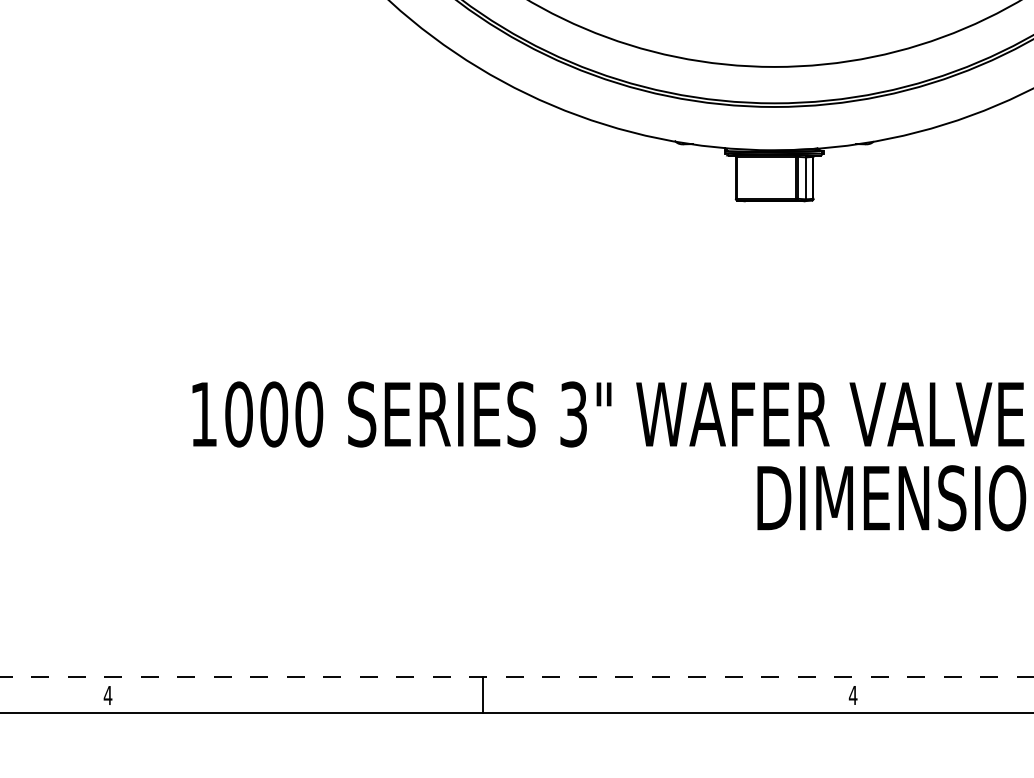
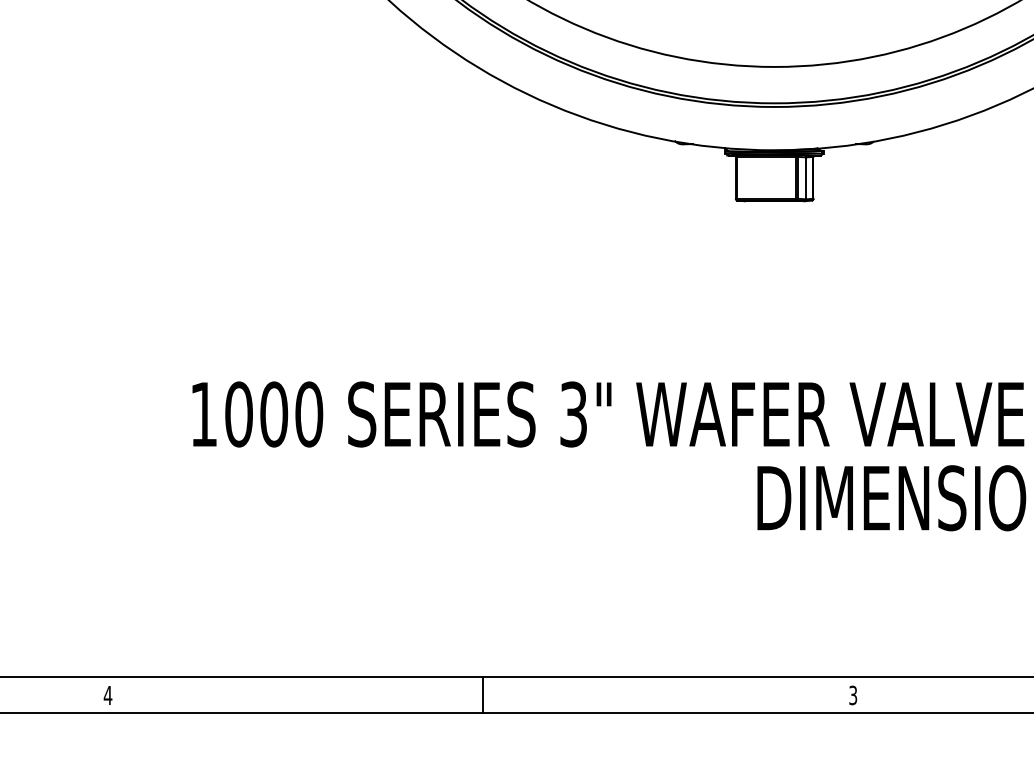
line: dashed -> solid (516, 676)
text: 4 -> 3 (852, 695)
